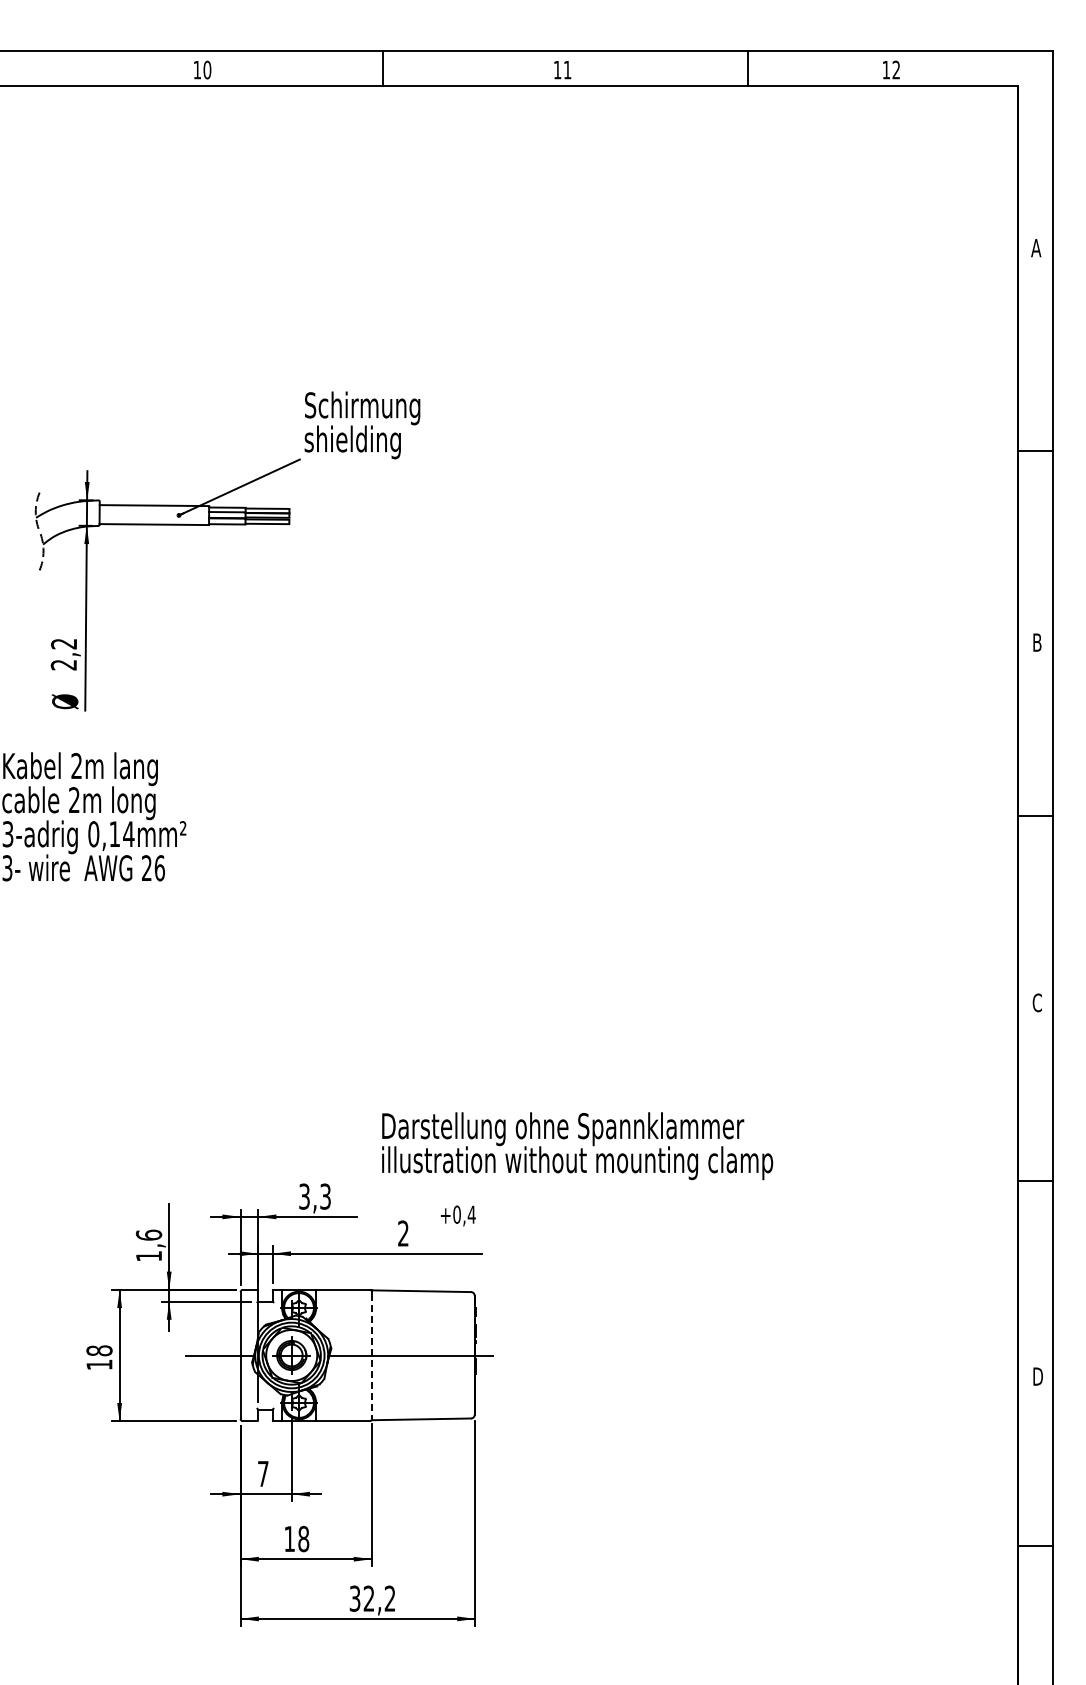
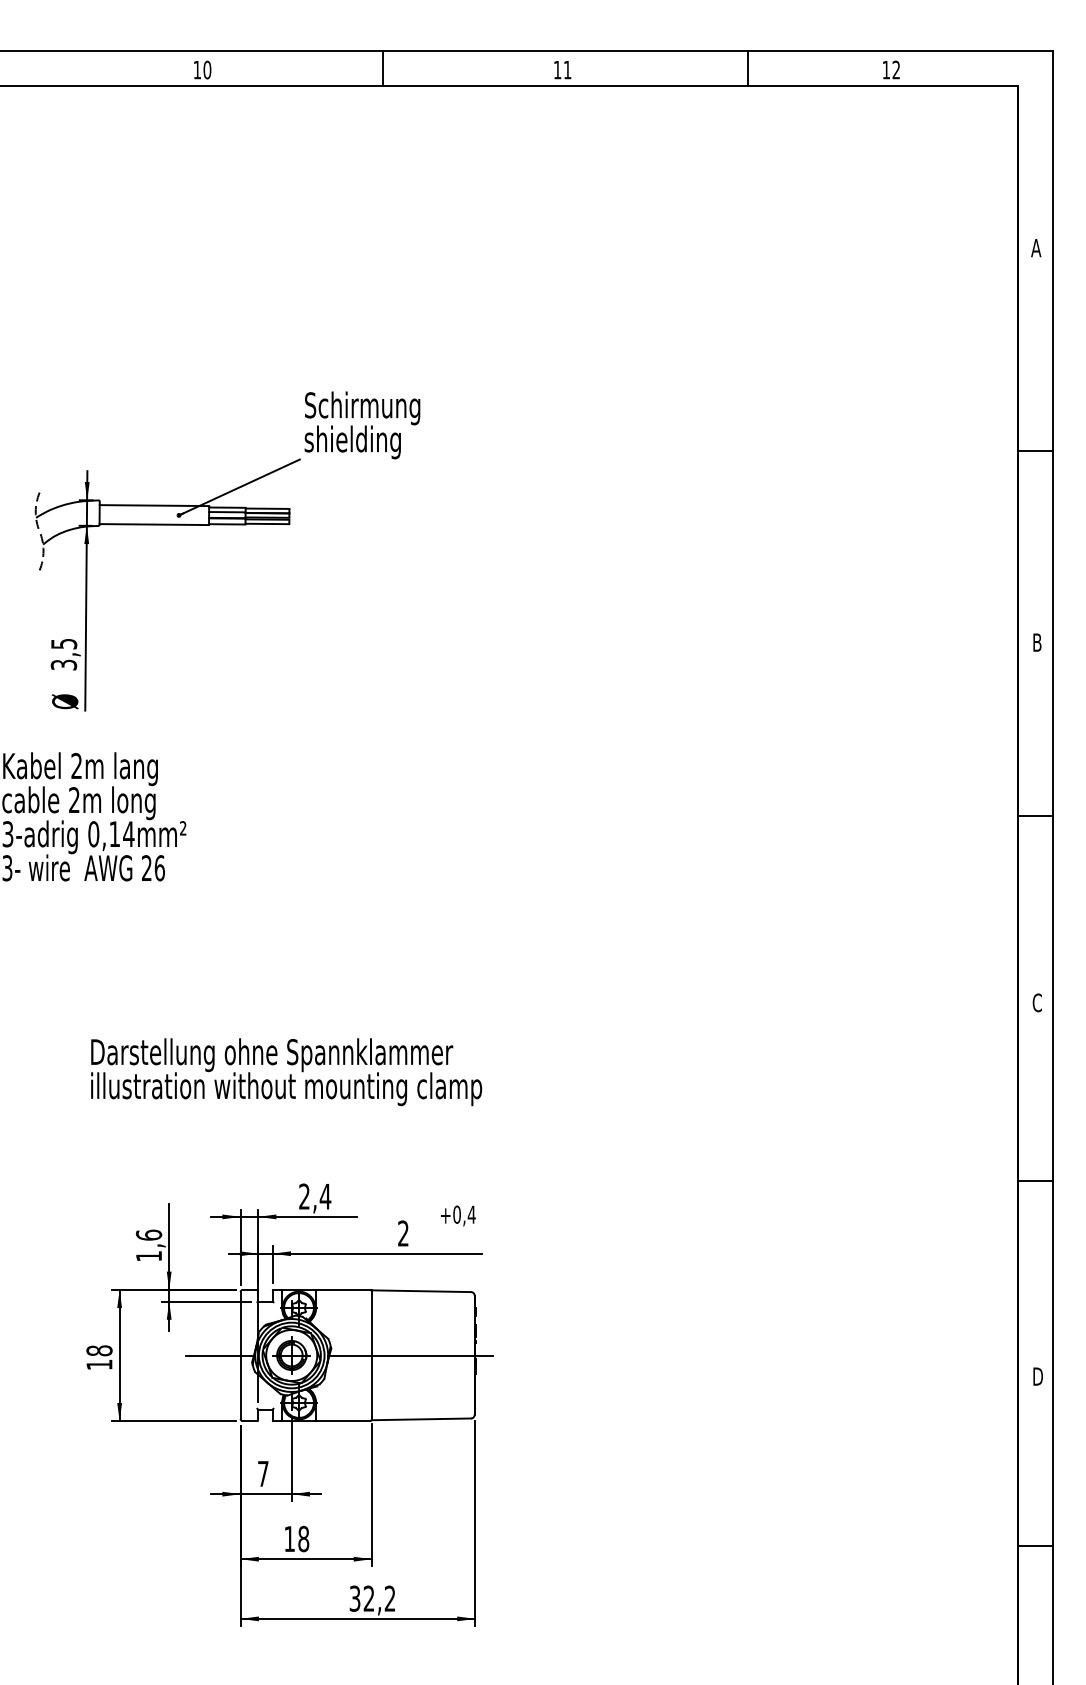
text: 2,2 -> 3,5 (64, 654)
text position: (577, 1146) -> (286, 1072) (286, 1072)
text: 3,3 -> 2,4 (315, 1196)
line: dashed -> solid (371, 1355)
